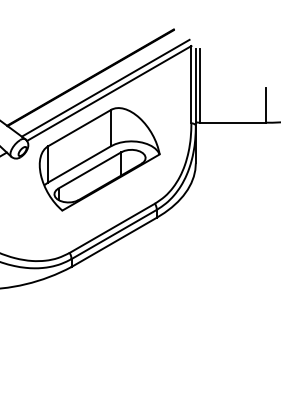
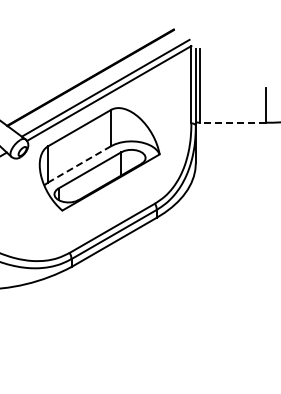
line: solid -> dashed (232, 122)
line: solid -> dashed (79, 164)
